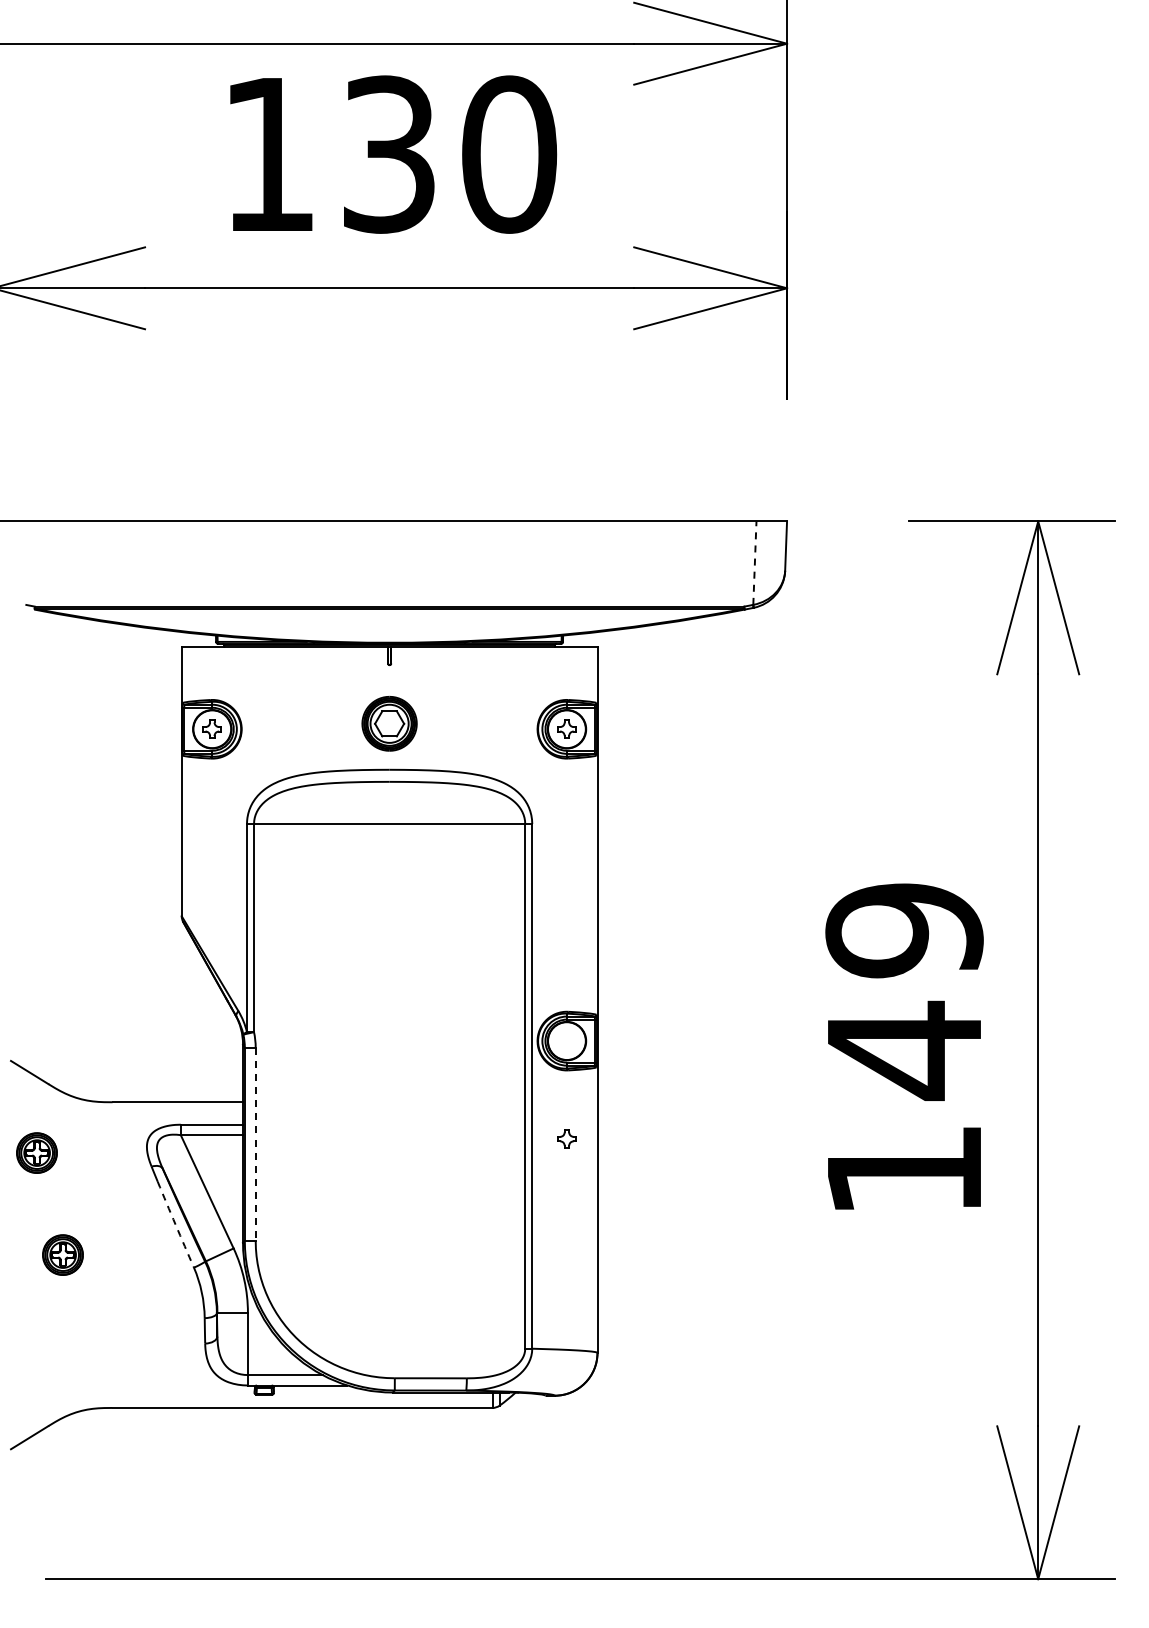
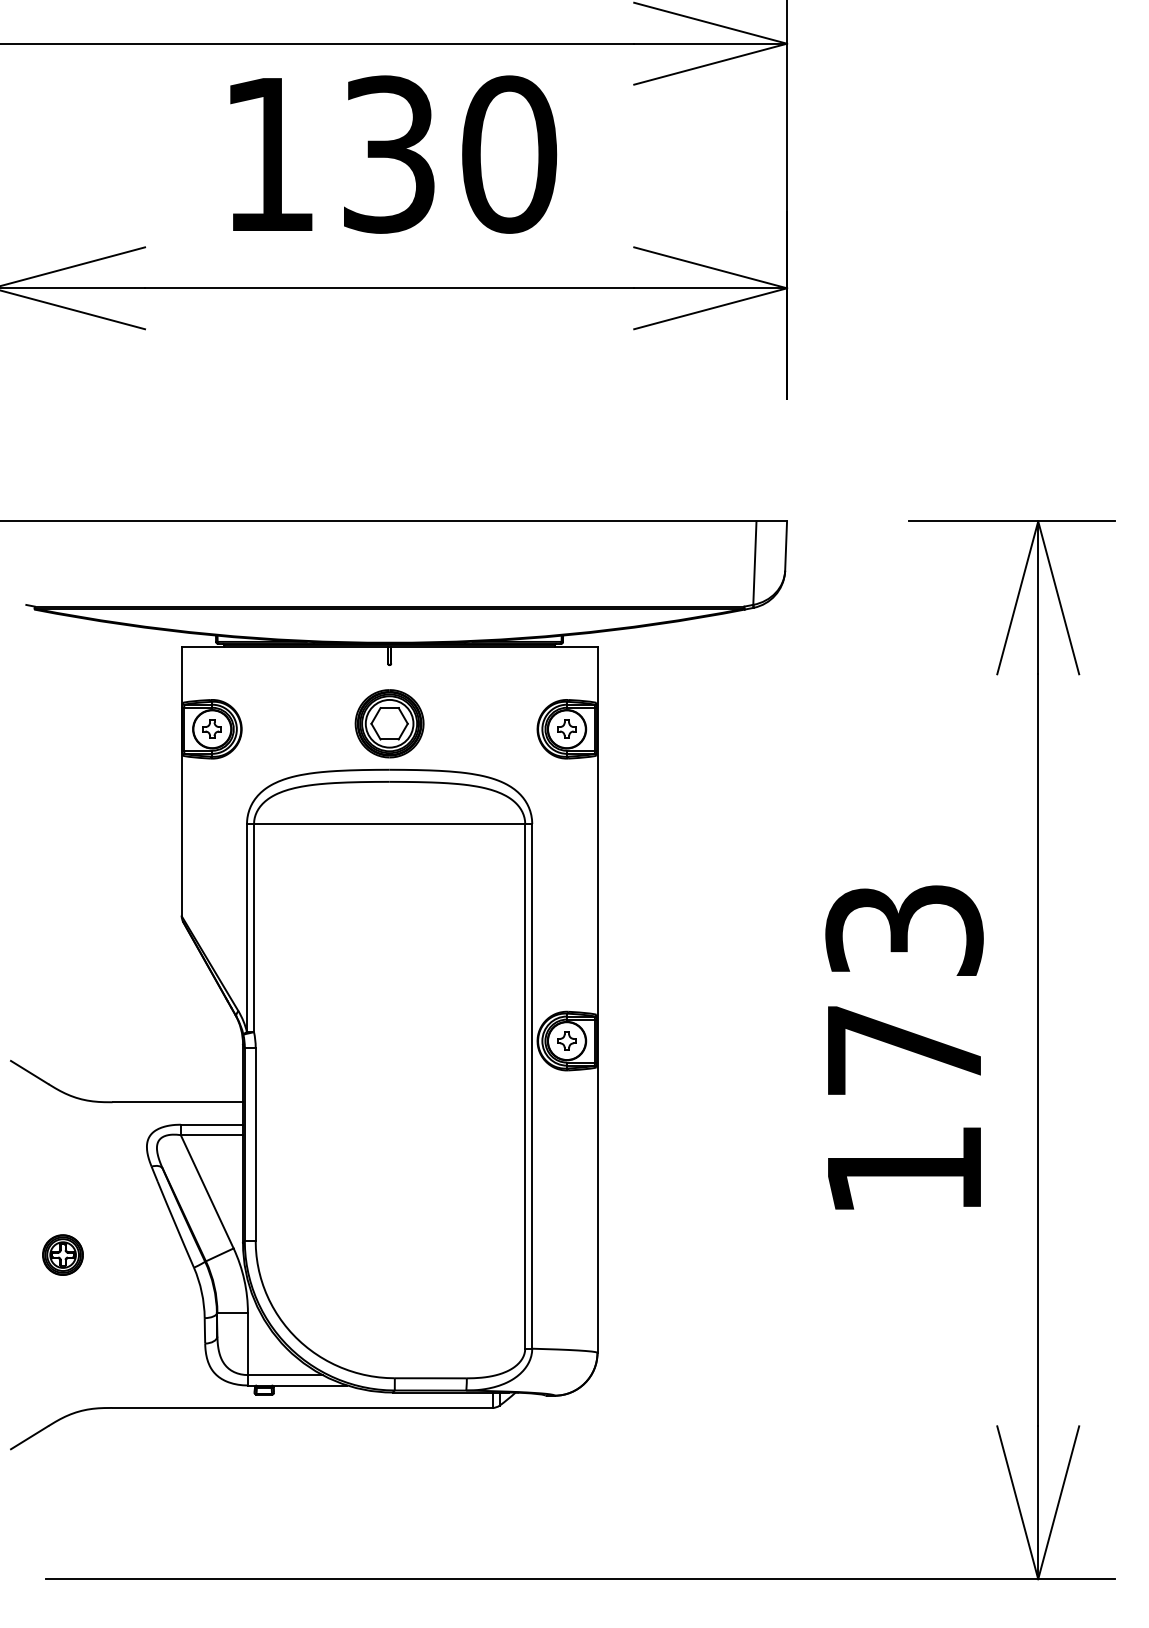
line: dashed -> solid (754, 563)
part size: 57x56 px -> 71x70 px (389, 723)
text: 149 -> 173 (904, 991)
part position: (566, 1138) -> (566, 1040) (566, 1040)
line: dashed -> solid (255, 1144)
part: present -> none (36, 1152)
arc: dashed -> solid (175, 1224)
